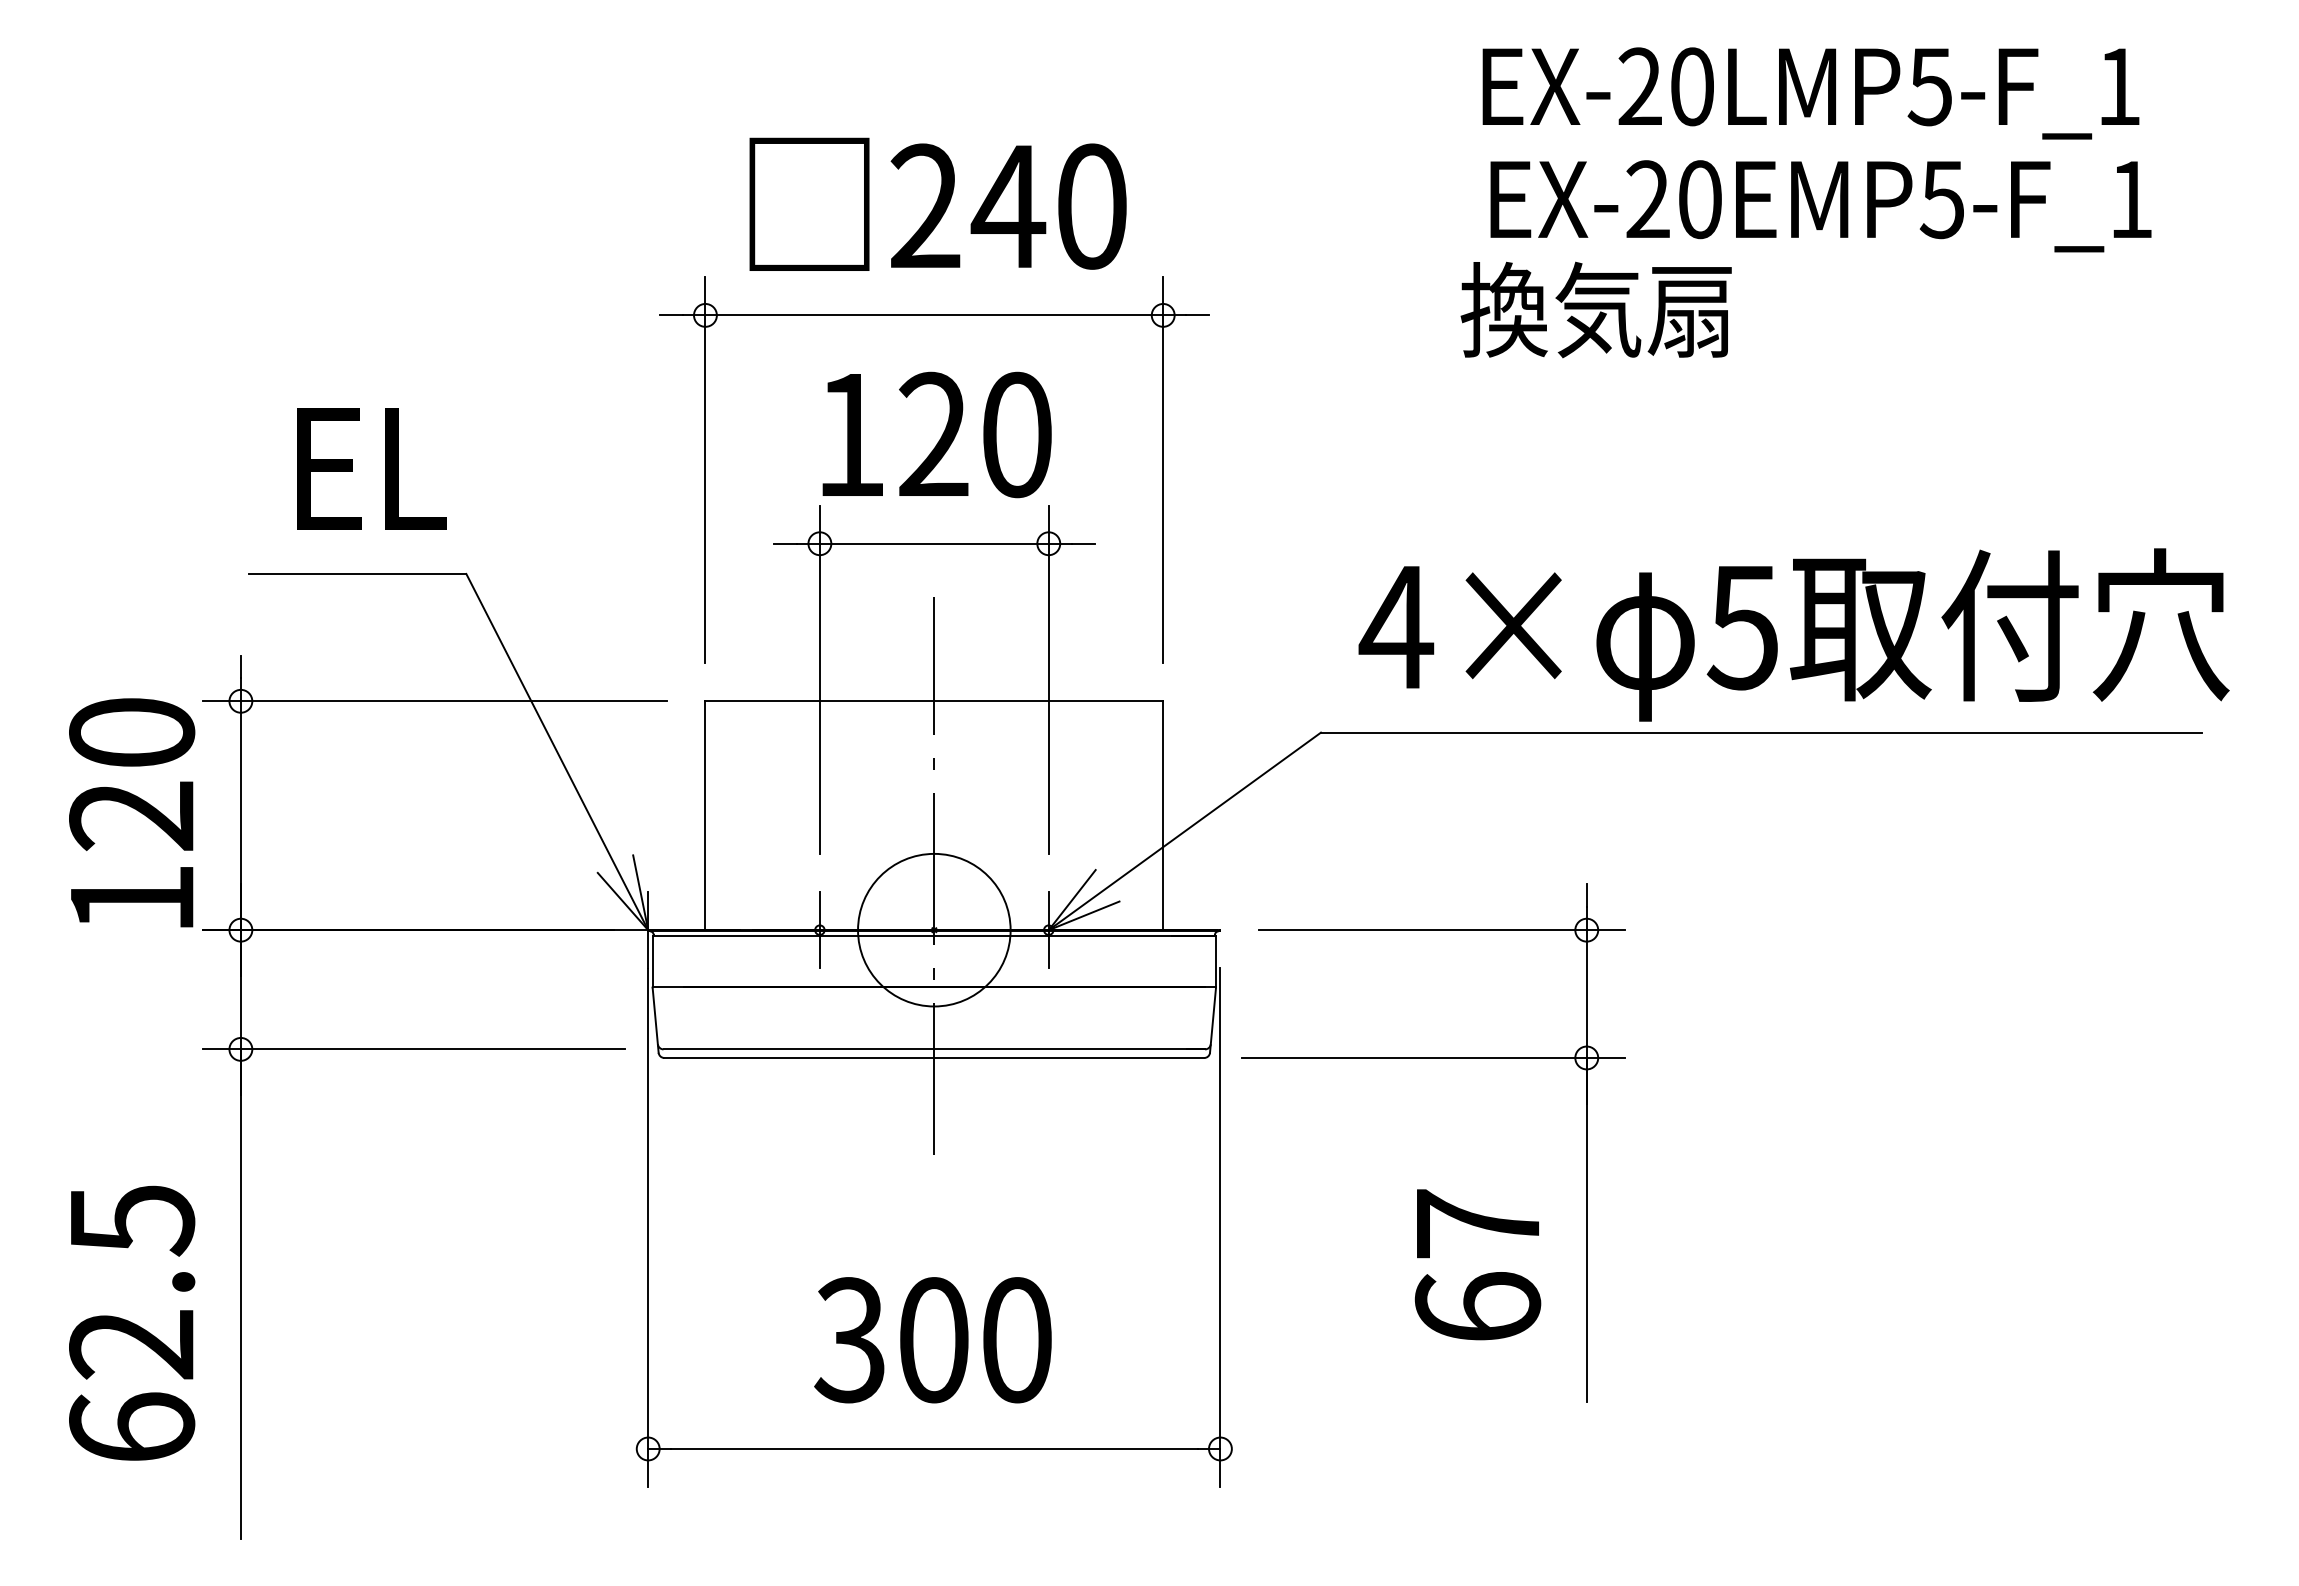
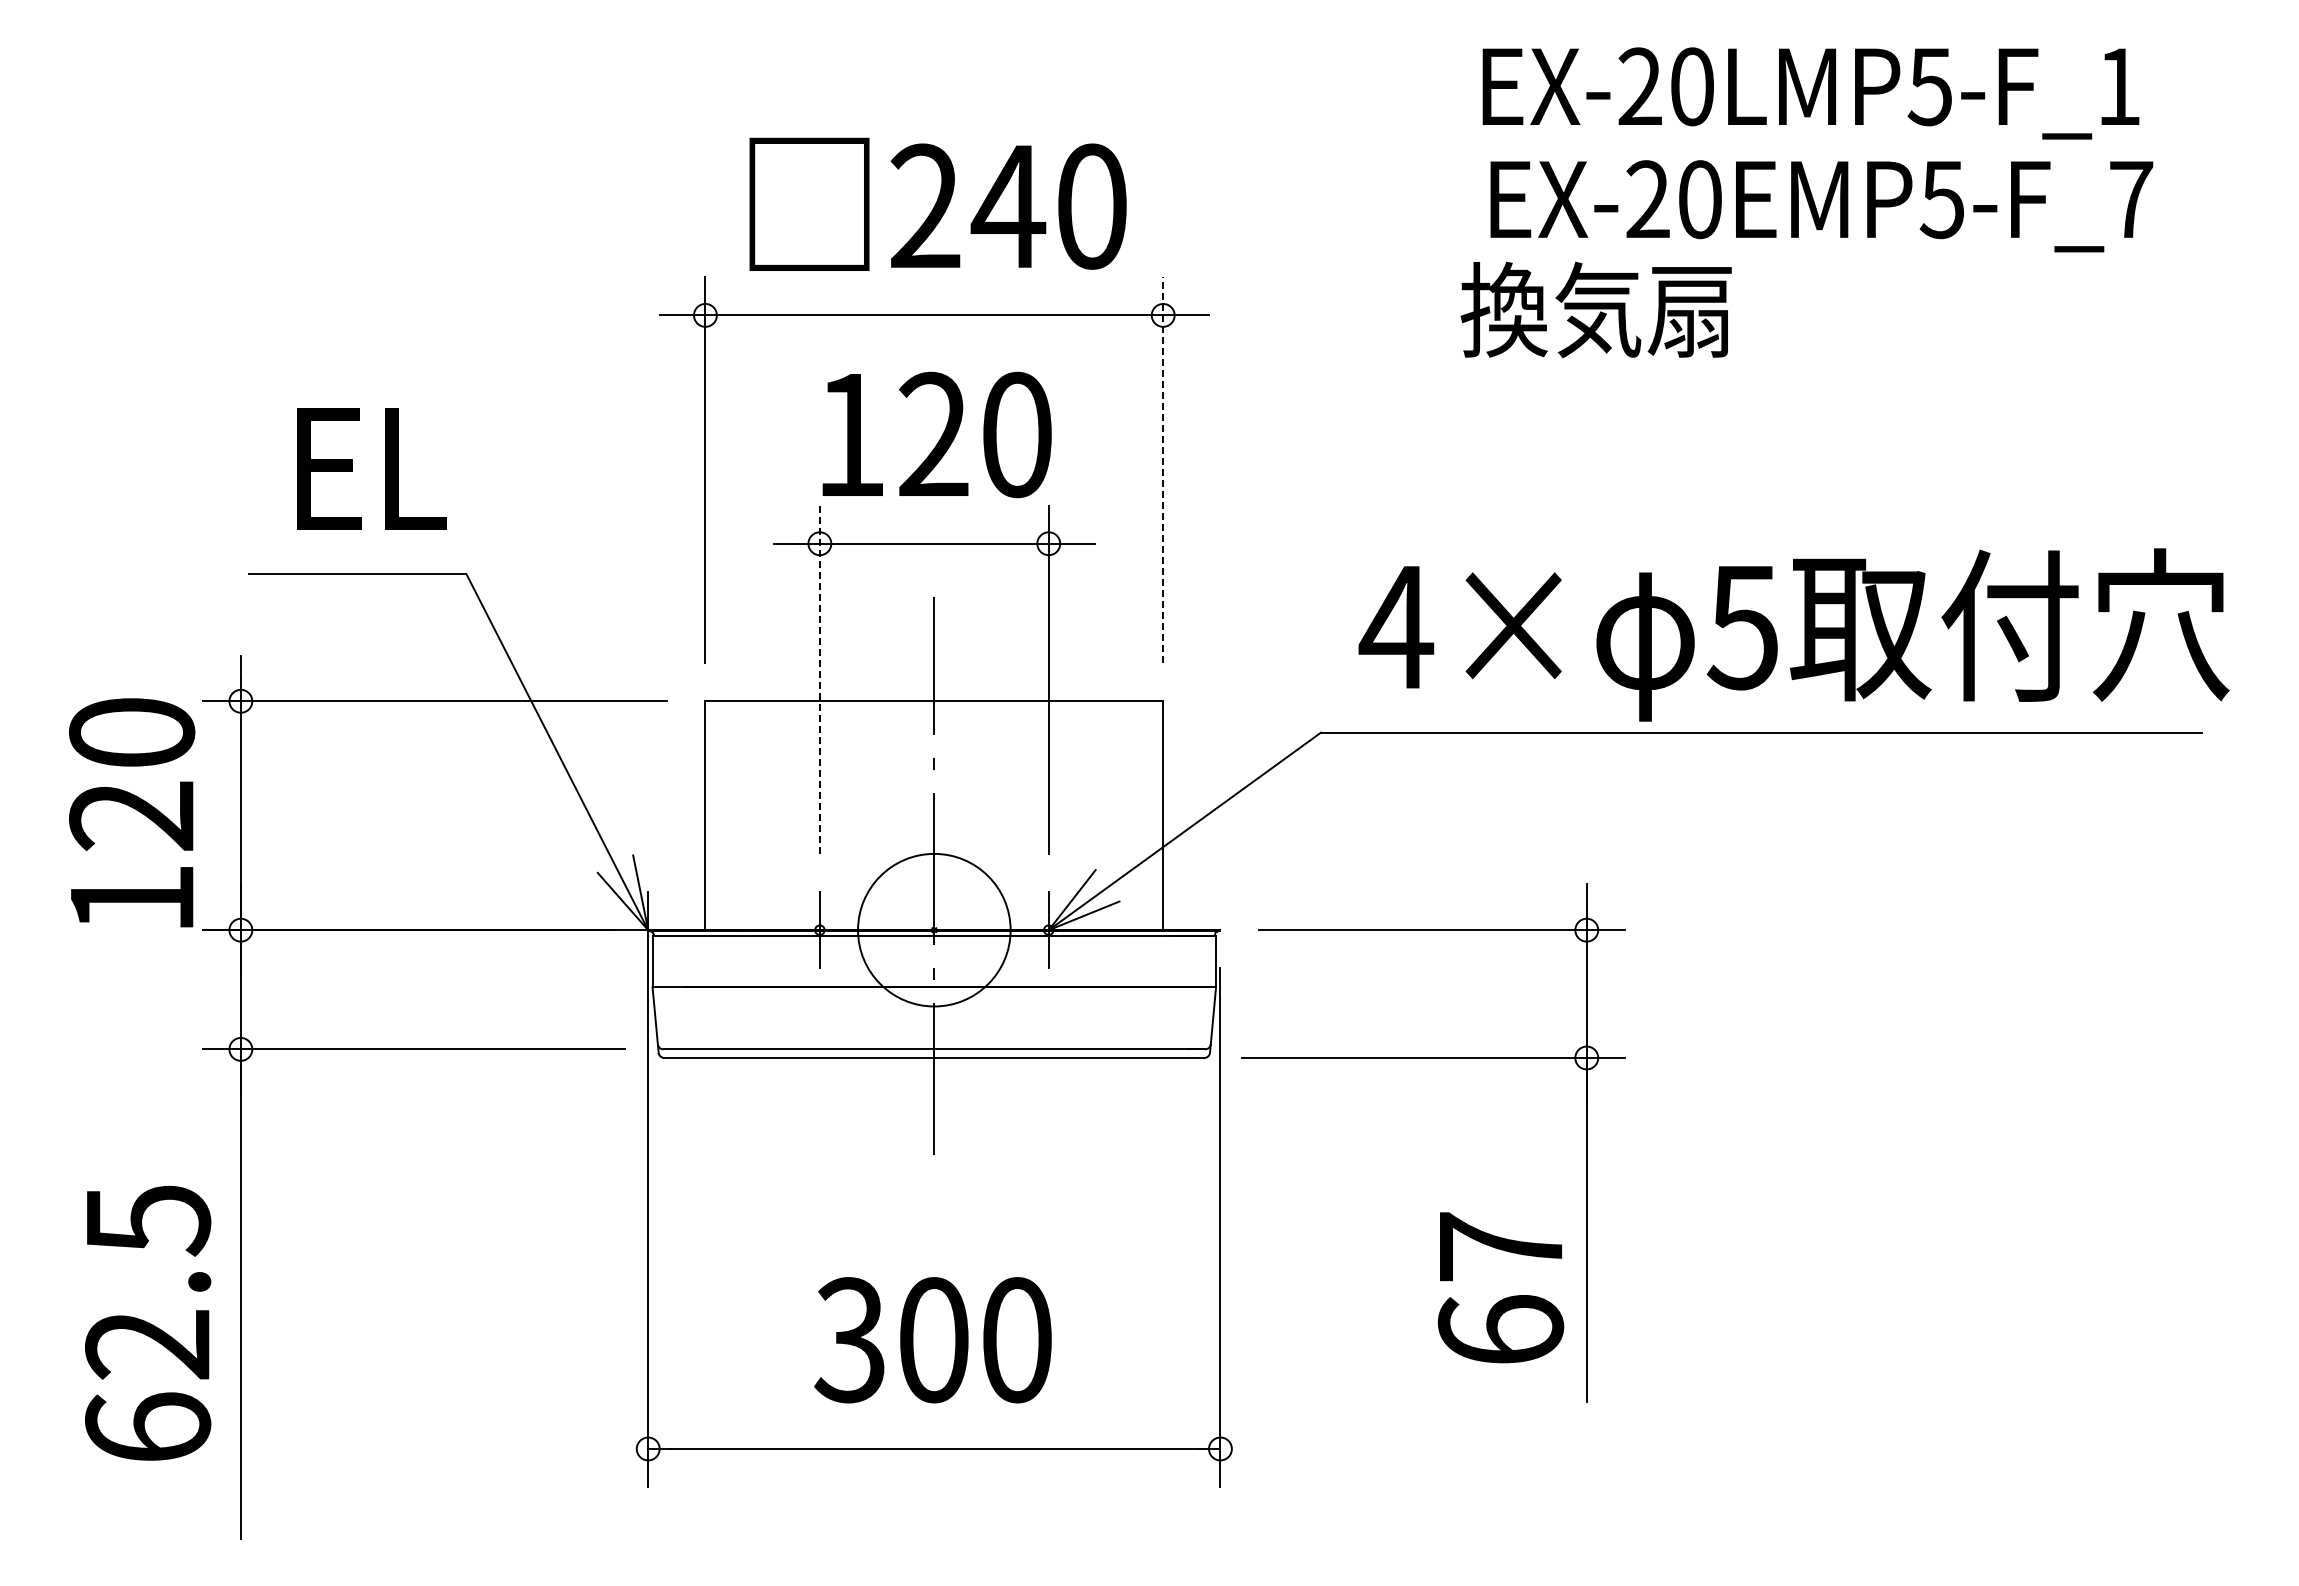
text: EX-20EMP5-F_1 -> EX-20EMP5-F_7 (2131, 199)
line: solid -> dashed (1163, 470)
line: solid -> dashed (819, 679)
text position: (1477, 1264) -> (1500, 1287) (1500, 1287)
text position: (132, 1322) -> (148, 1322) (148, 1322)
